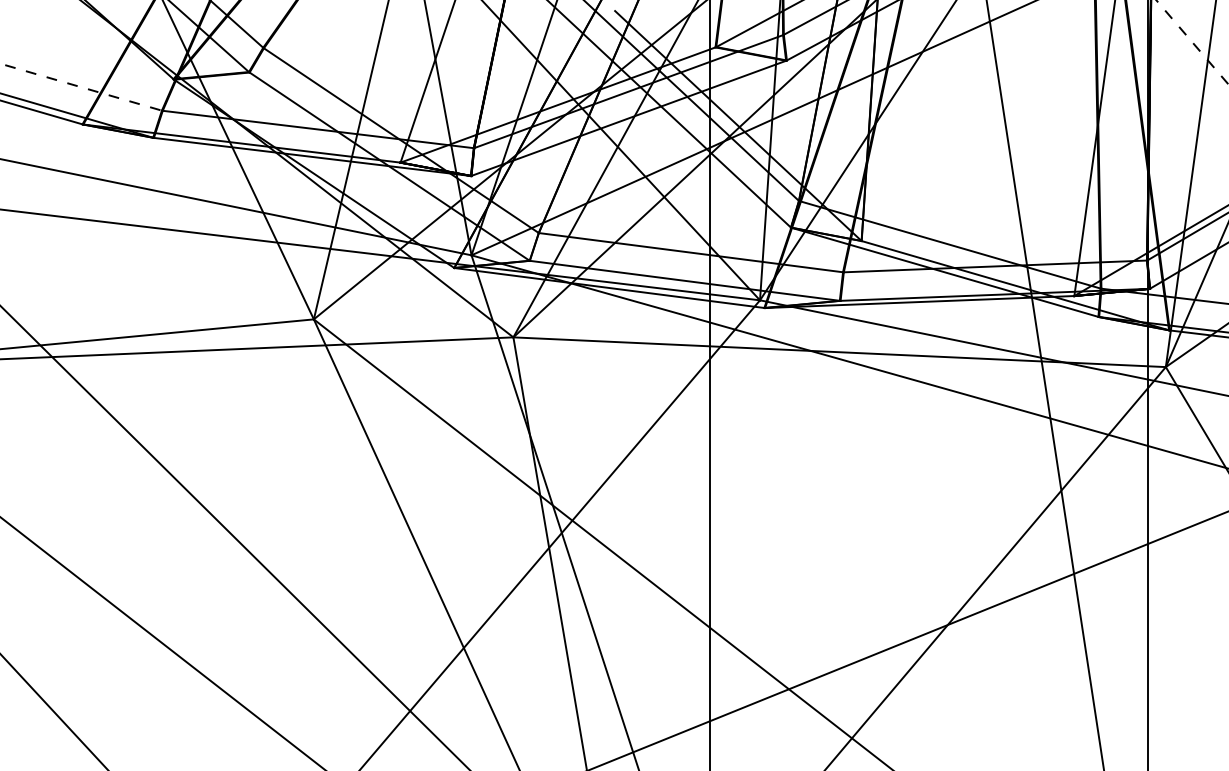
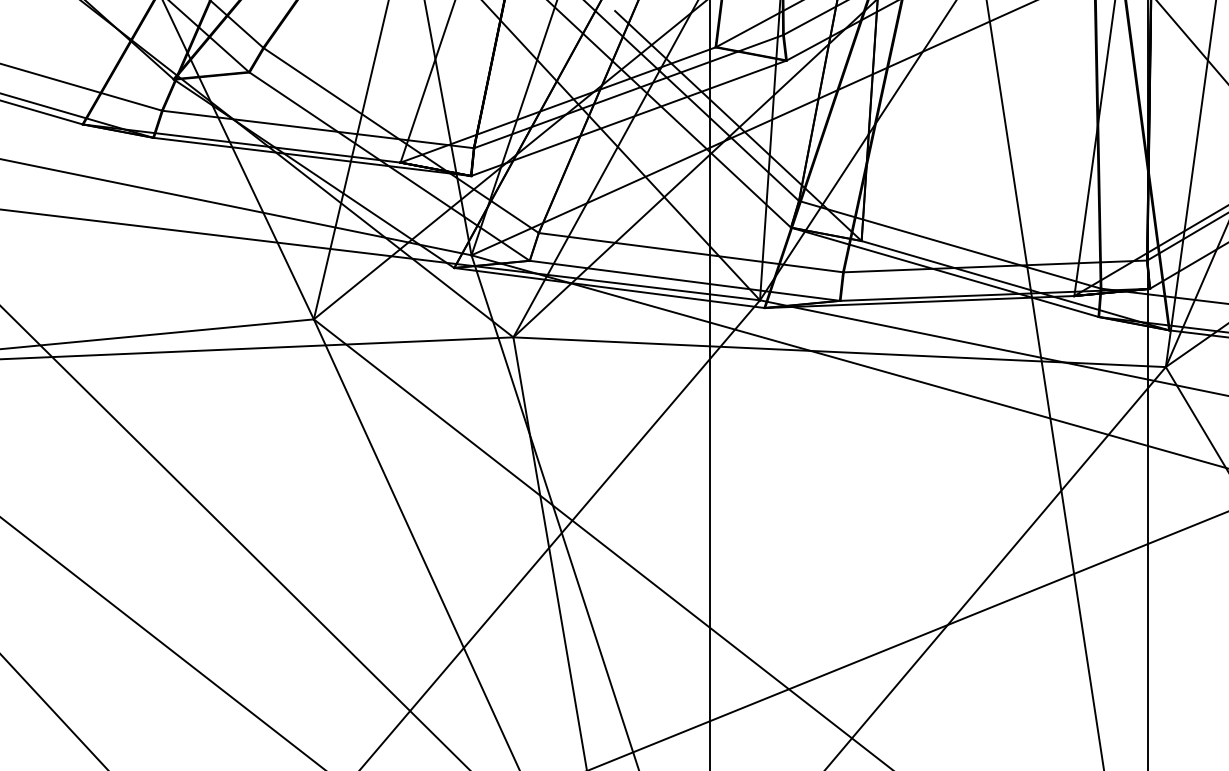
line: dashed -> solid (1192, 42)
line: dashed -> solid (81, 87)
